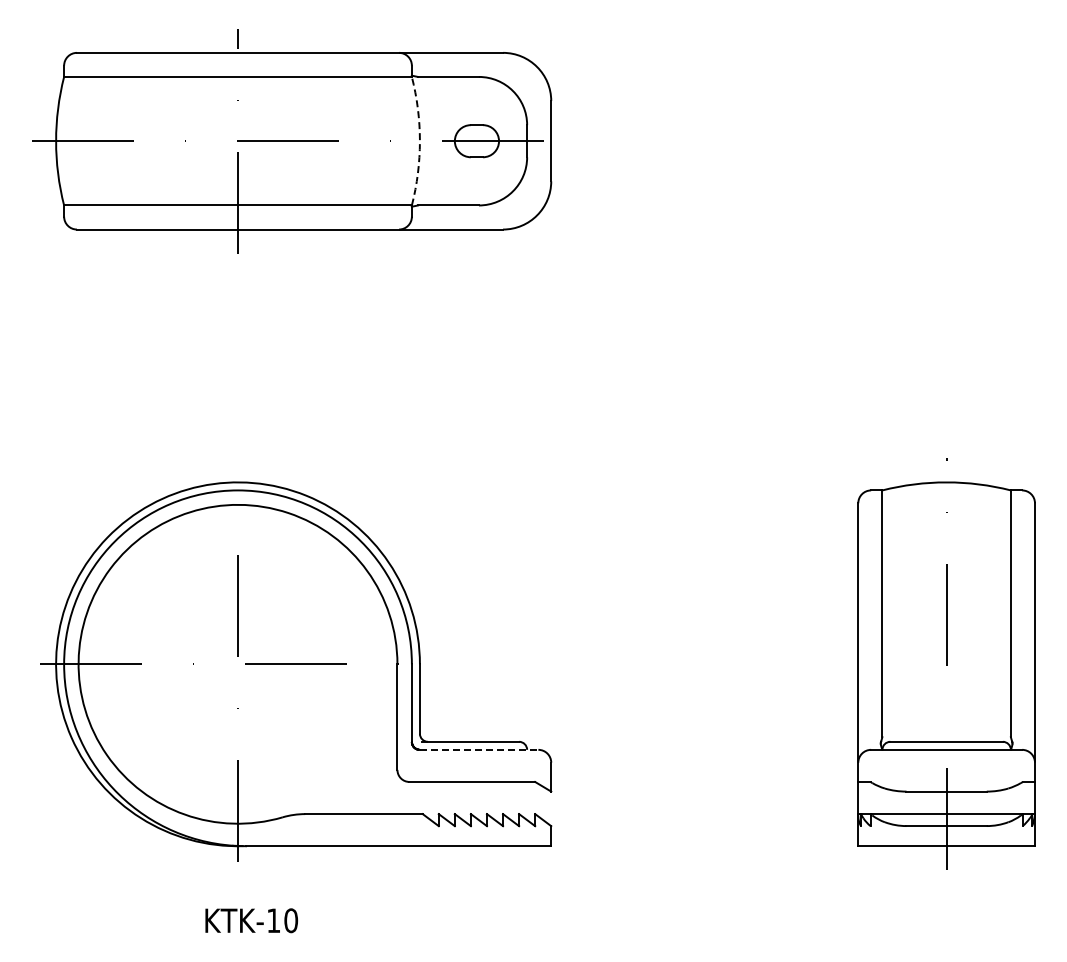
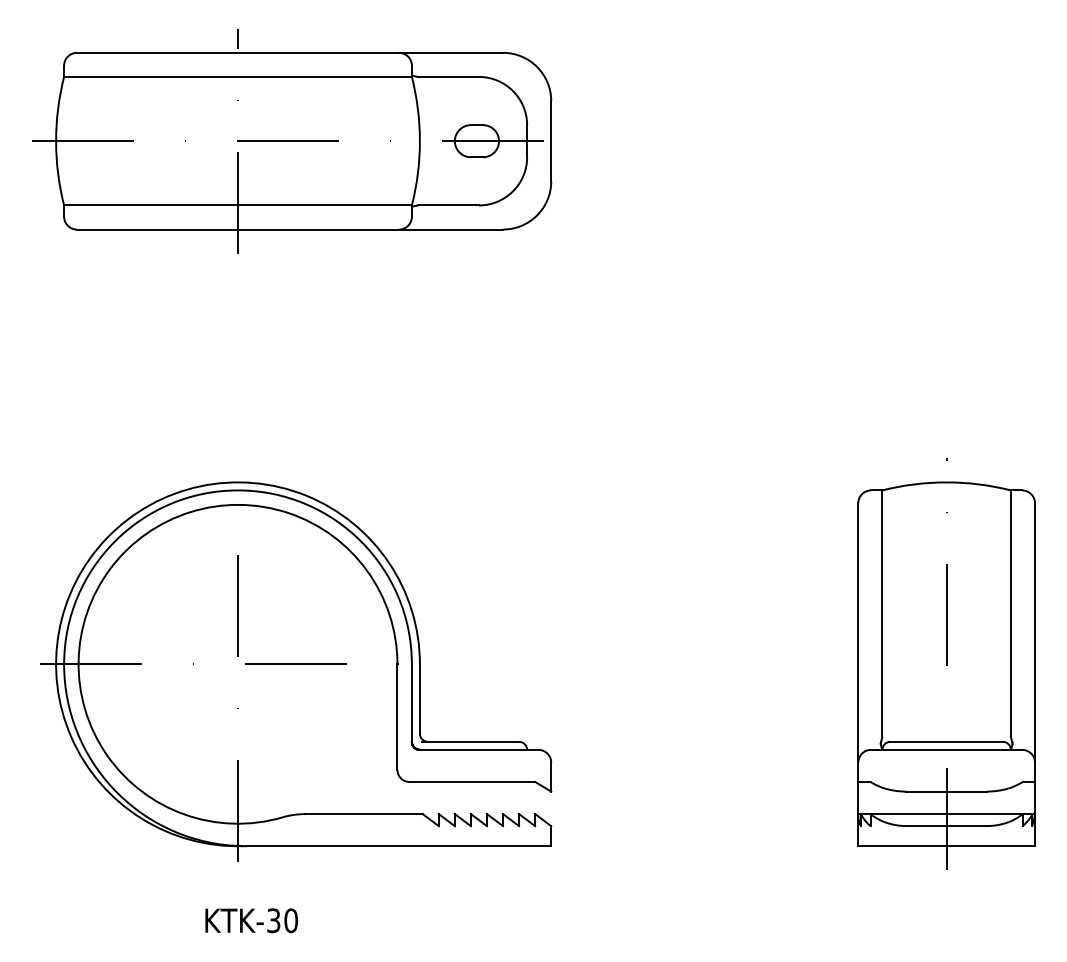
arc: dashed -> solid (419, 141)
line: dashed -> solid (479, 749)
text: KTK-10 -> KTK-30 (273, 920)
